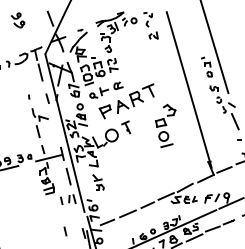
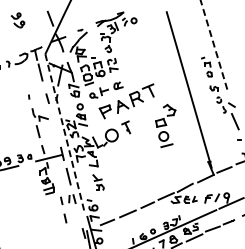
part: present -> none (150, 25)
line: solid -> dashed (214, 47)
line: solid -> dashed (65, 133)
line position: (65, 231) -> (65, 218) (65, 218)
